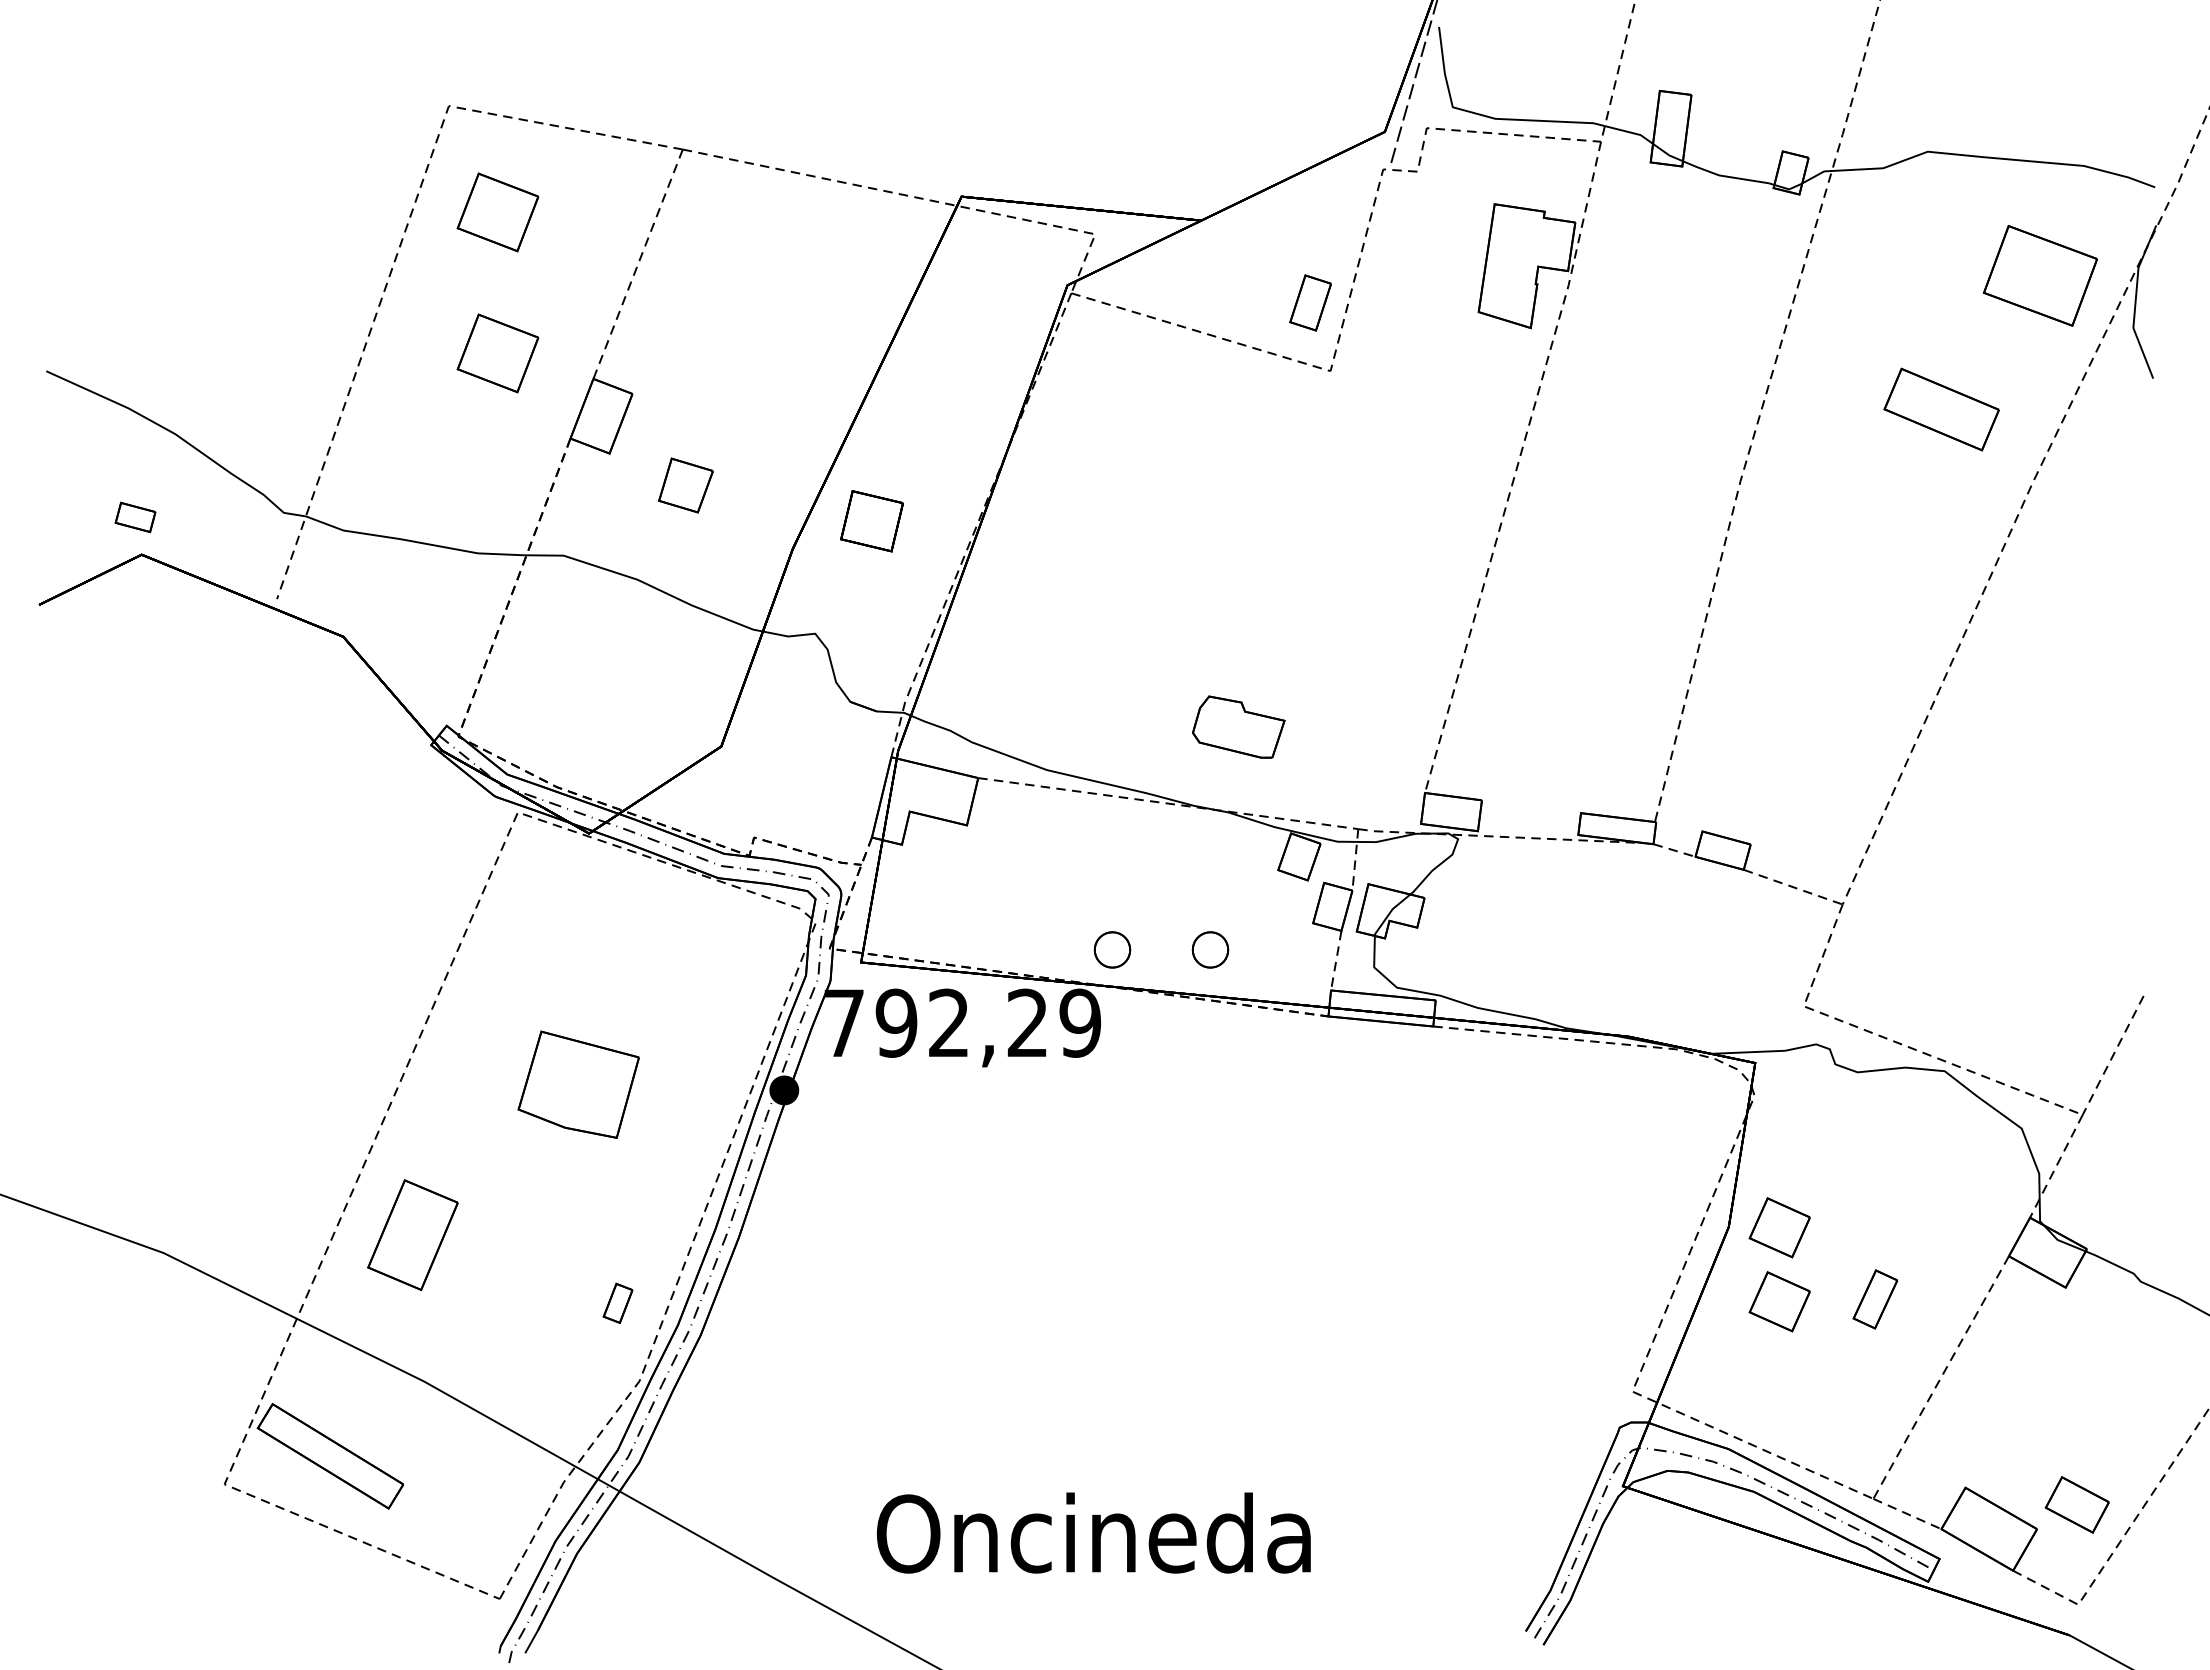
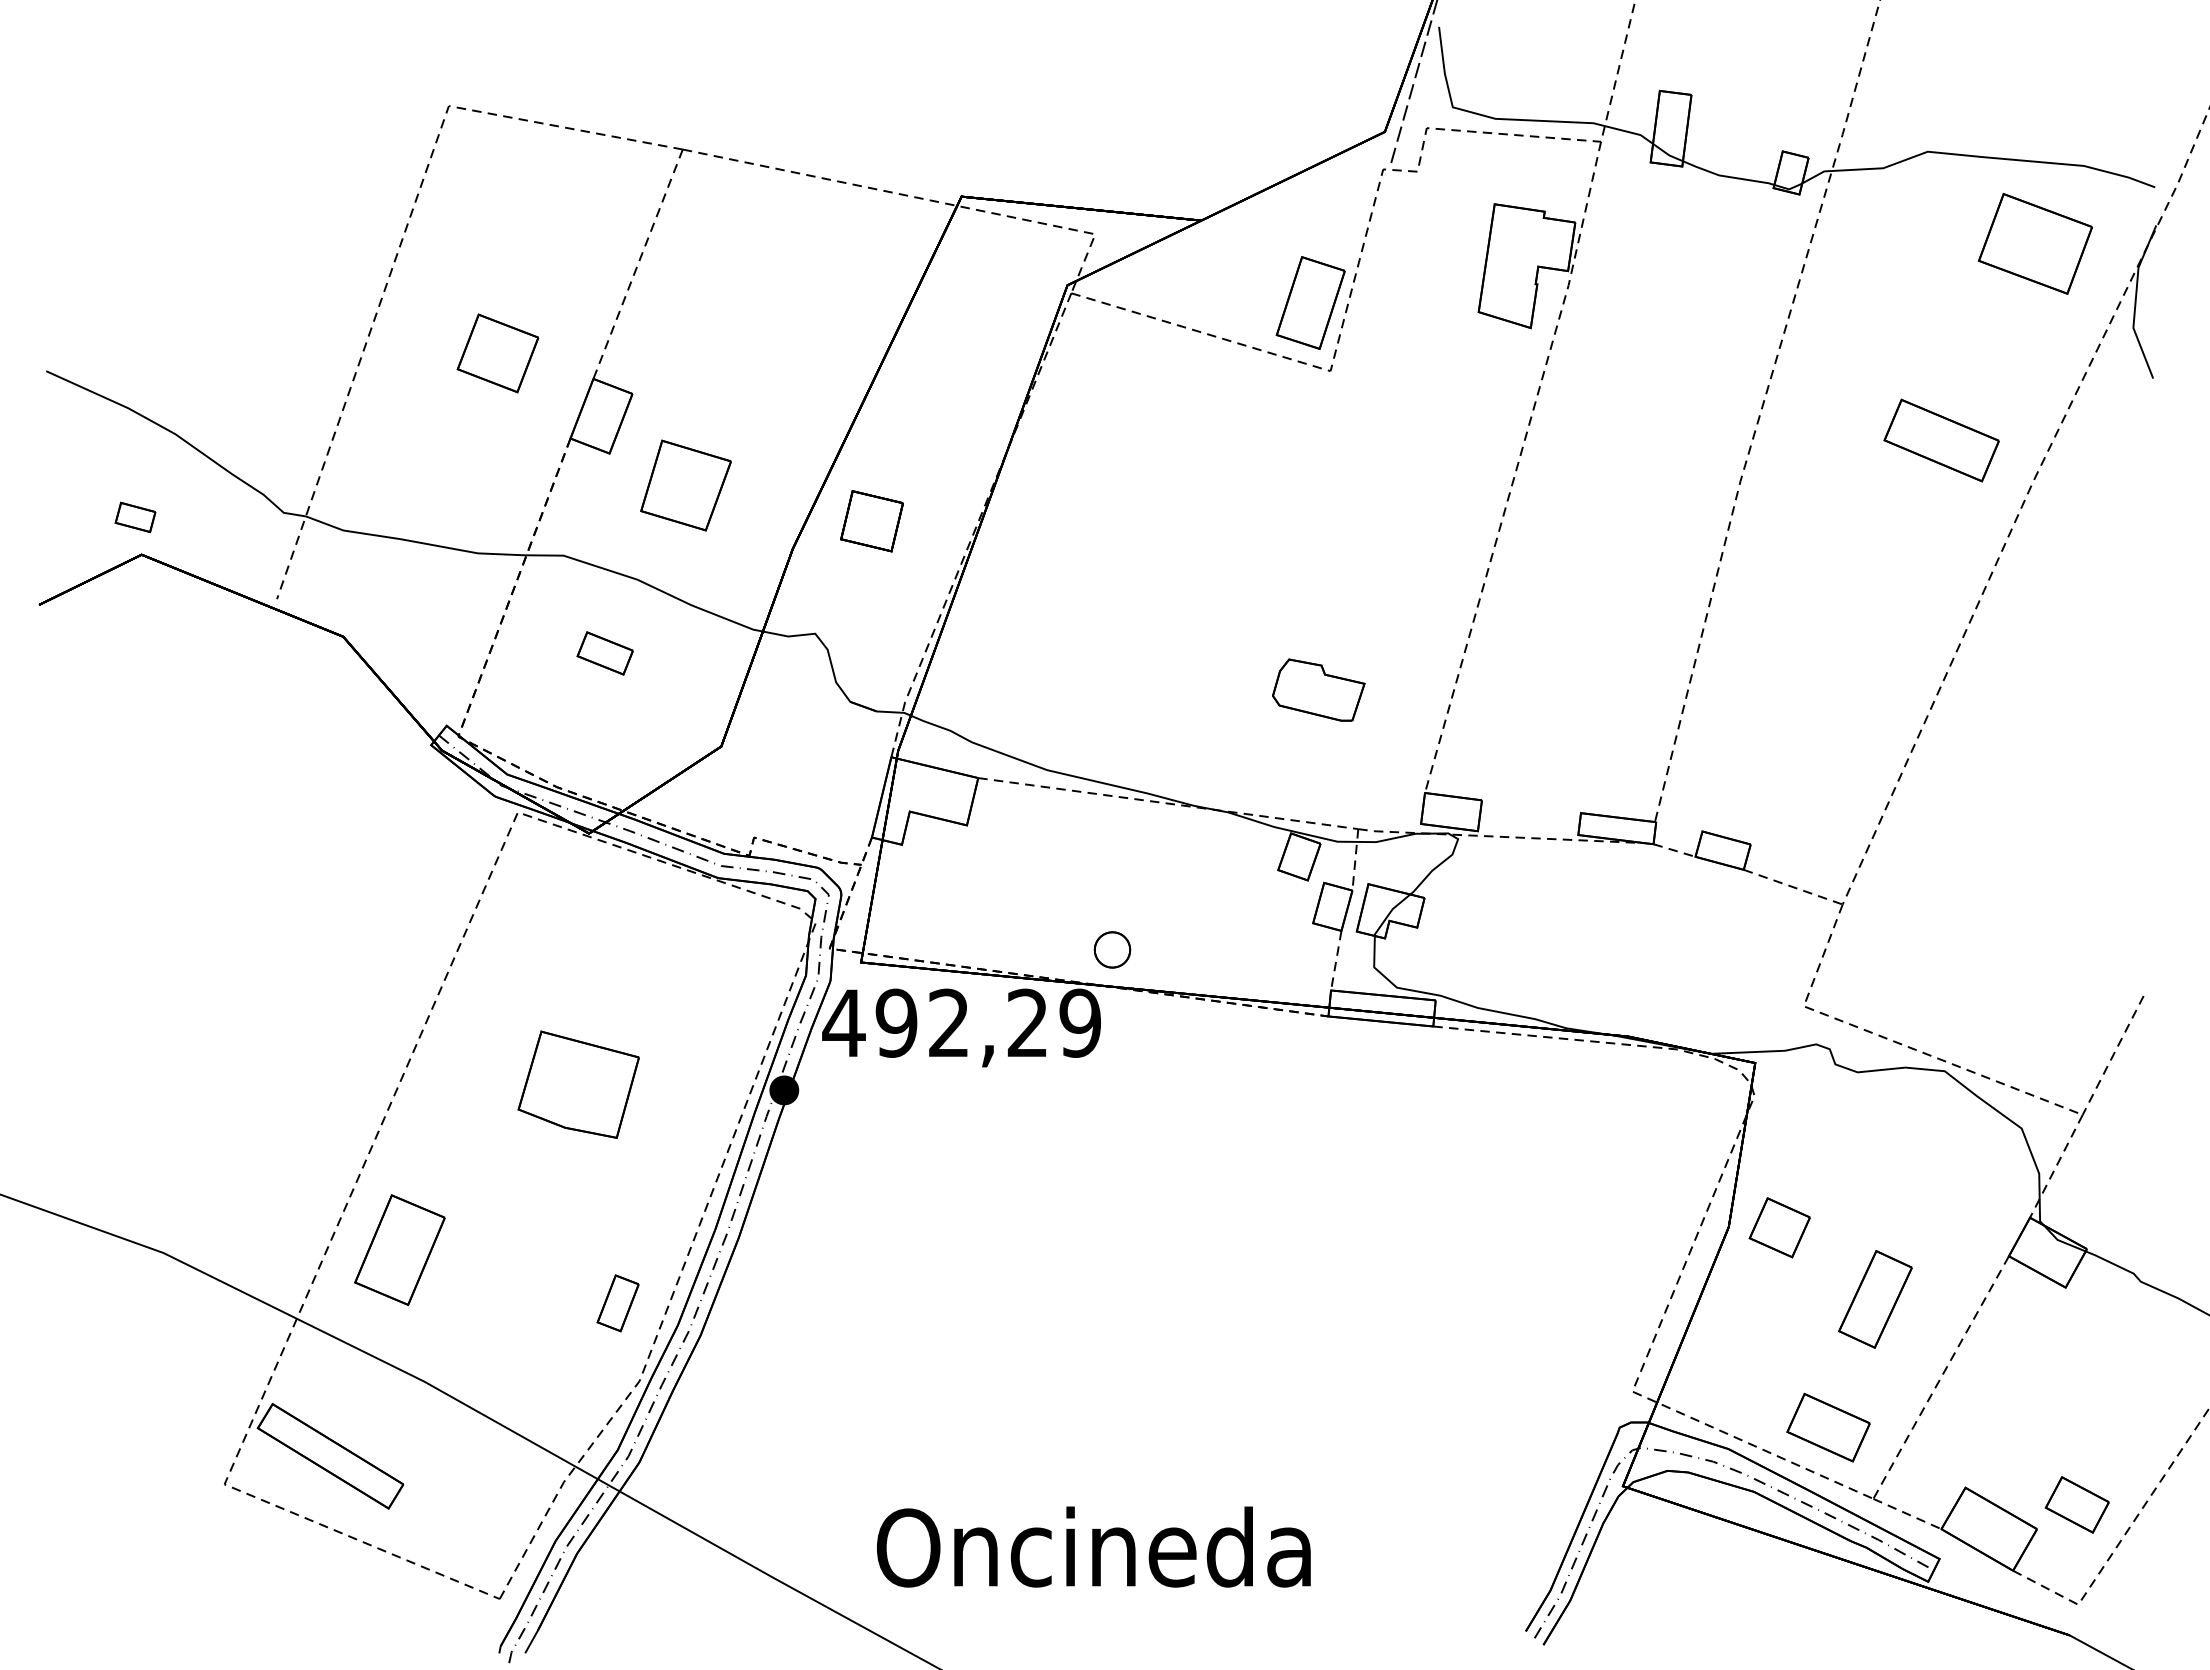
part: present -> none (497, 212)
part position: (2039, 275) -> (2034, 243) (2034, 243)
part size: 43x58 px -> 71x94 px (1310, 302)
part position: (1941, 409) -> (1941, 440) (1941, 440)
part size: 56x57 px -> 92x93 px (685, 485)
part: none -> present (604, 653)
part position: (1238, 726) -> (1318, 689) (1318, 689)
part: present -> none (1210, 949)
text: 792,29 -> 492,29 (843, 1022)
part position: (412, 1234) -> (399, 1249) (399, 1249)
part size: 47x61 px -> 75x99 px (1875, 1299)
part: present -> none (1779, 1301)
part size: 32x42 px -> 44x59 px (617, 1303)
part: none -> present (1828, 1427)
text position: (1093, 1532) -> (1093, 1546) (1093, 1546)
